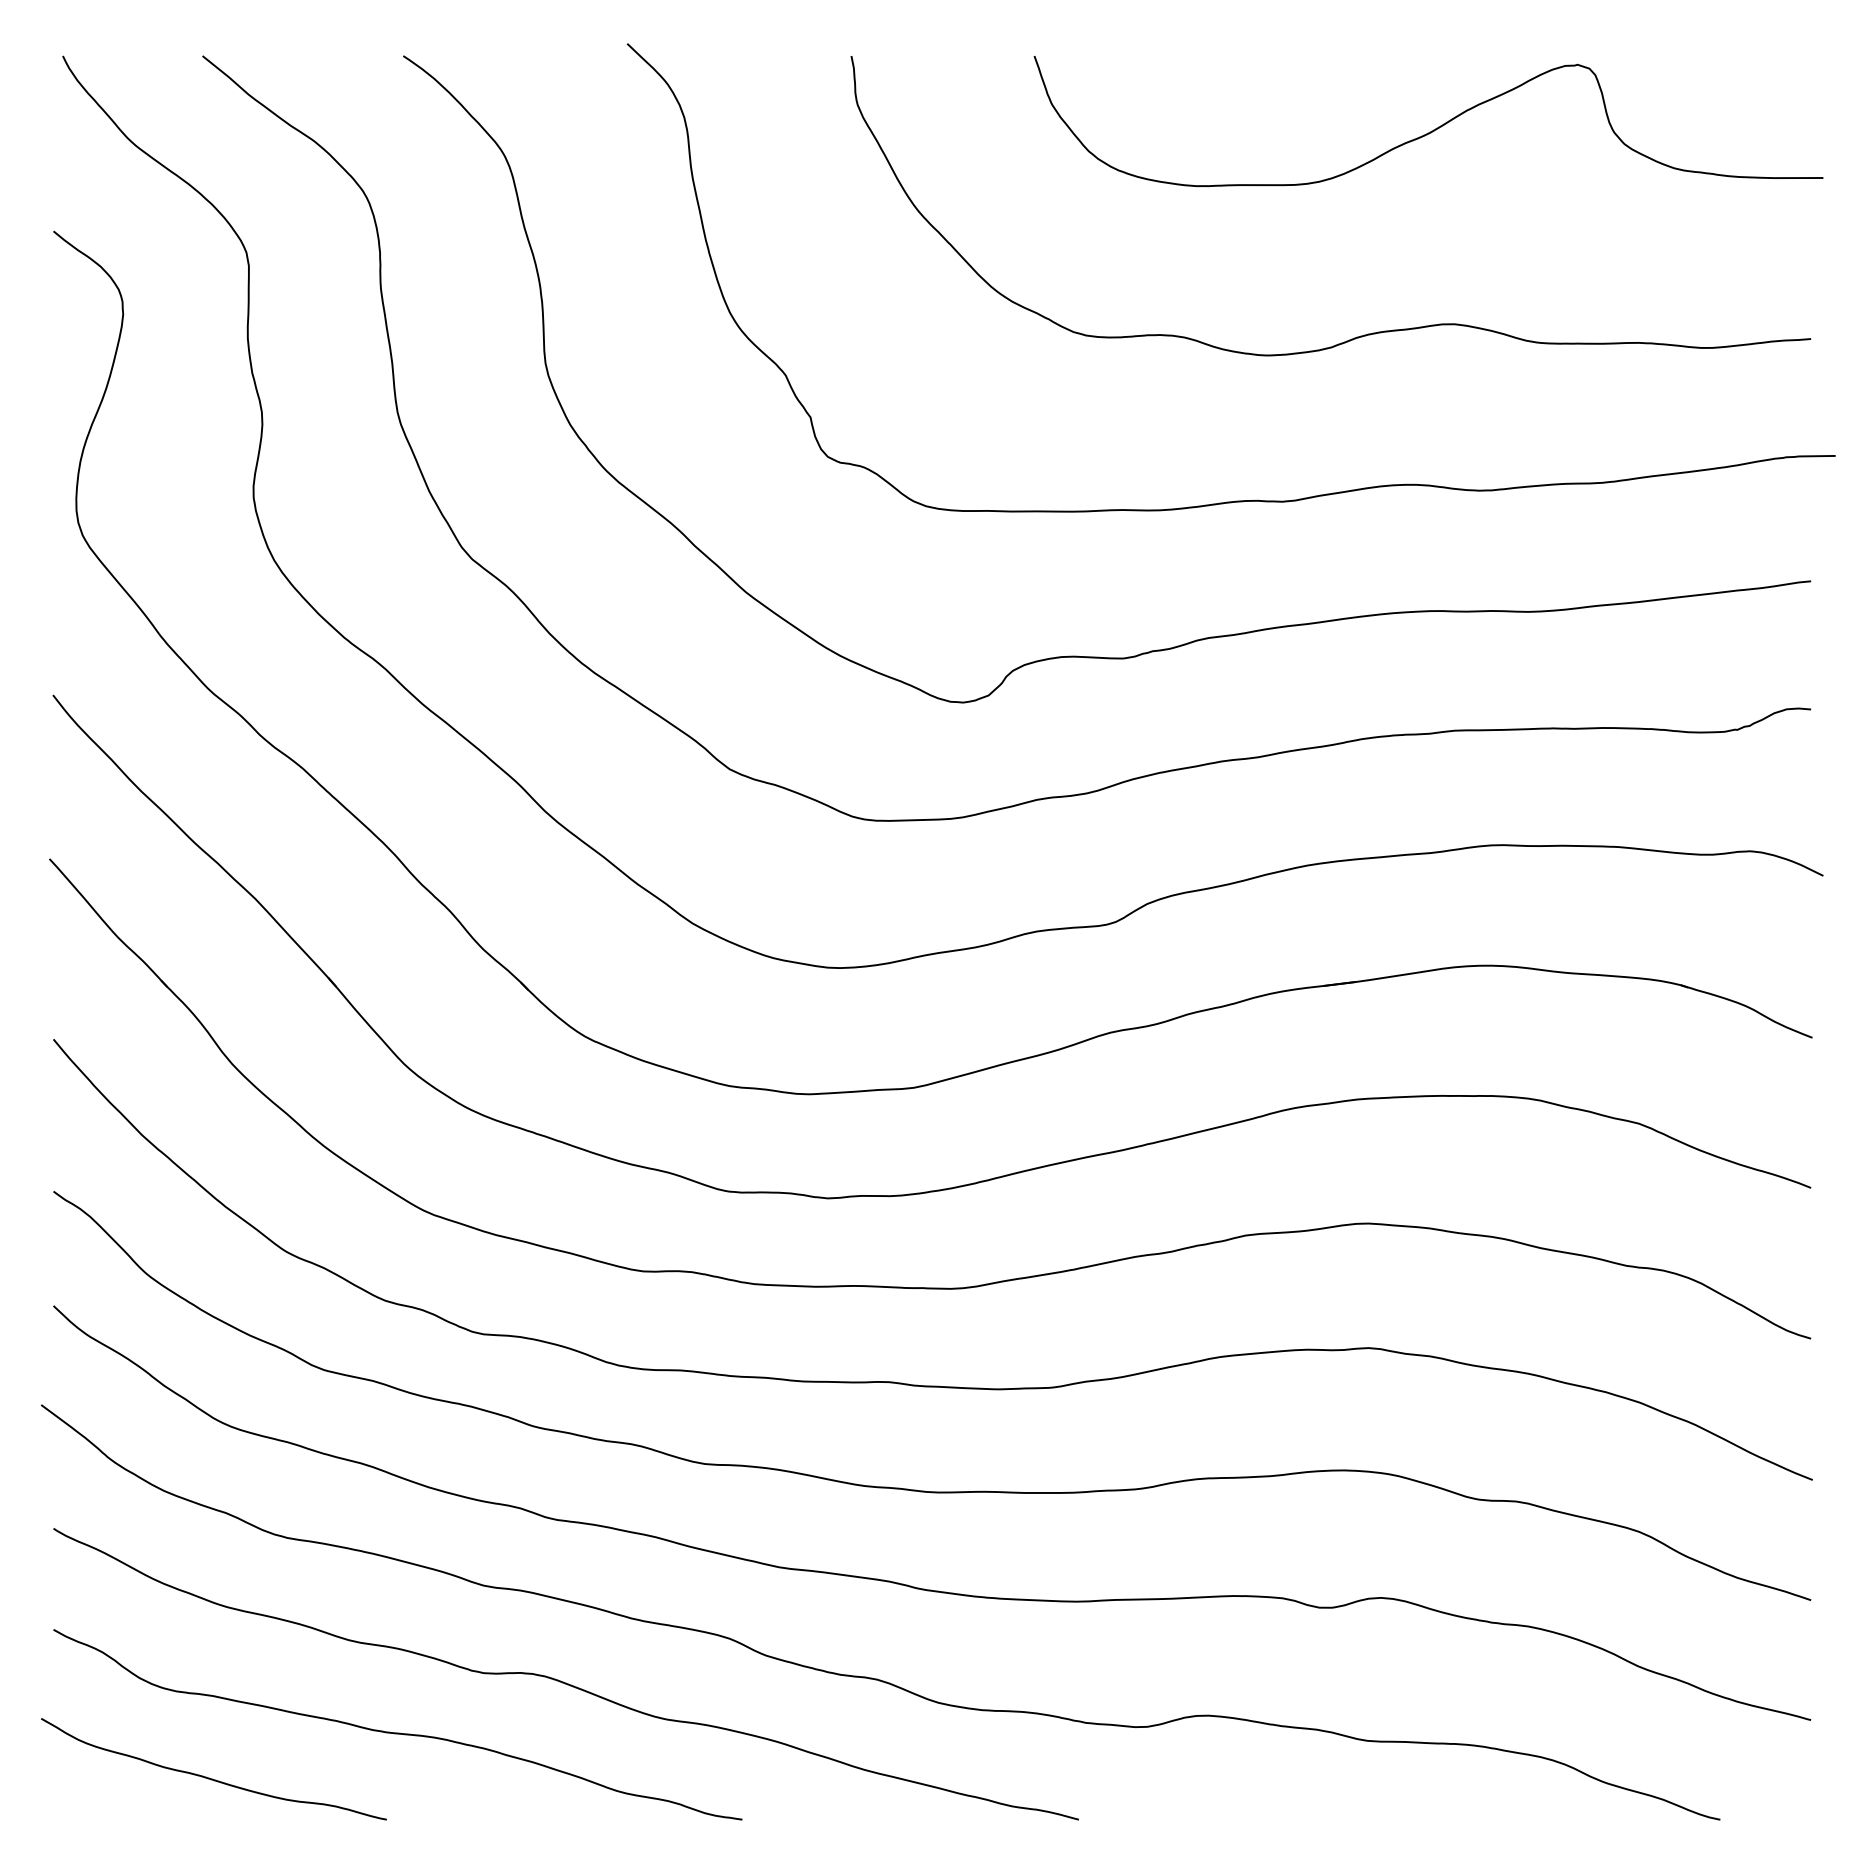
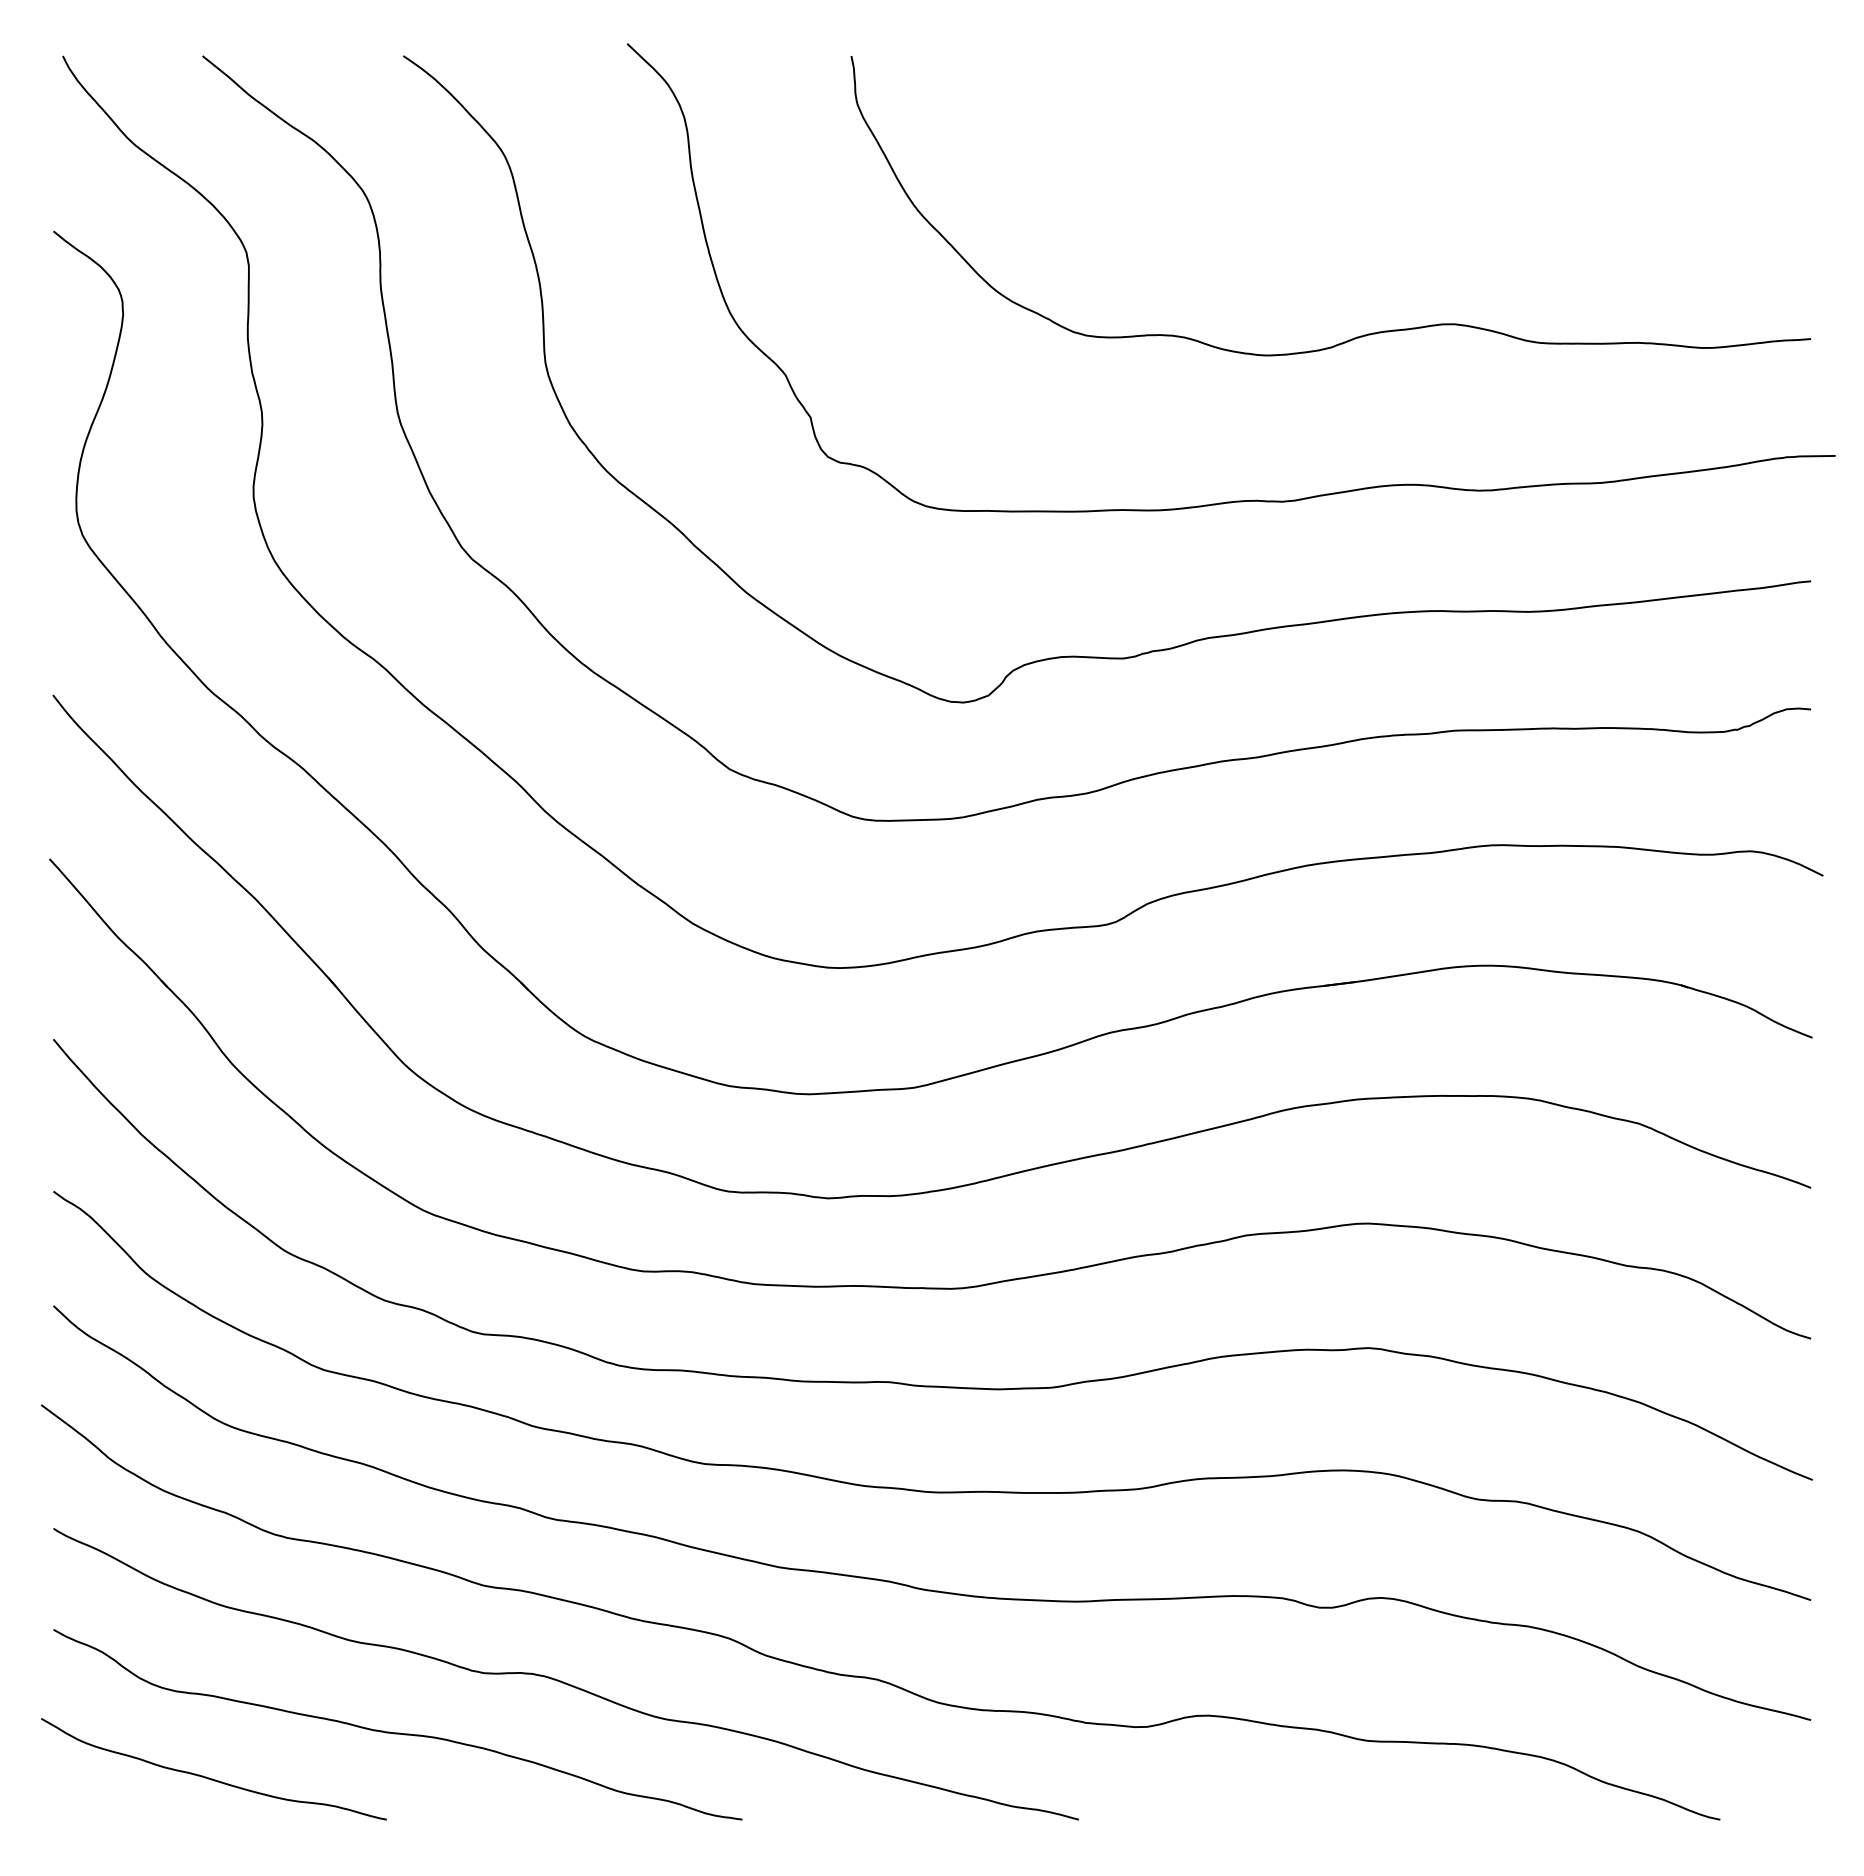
curve: present -> none (1433, 129)
